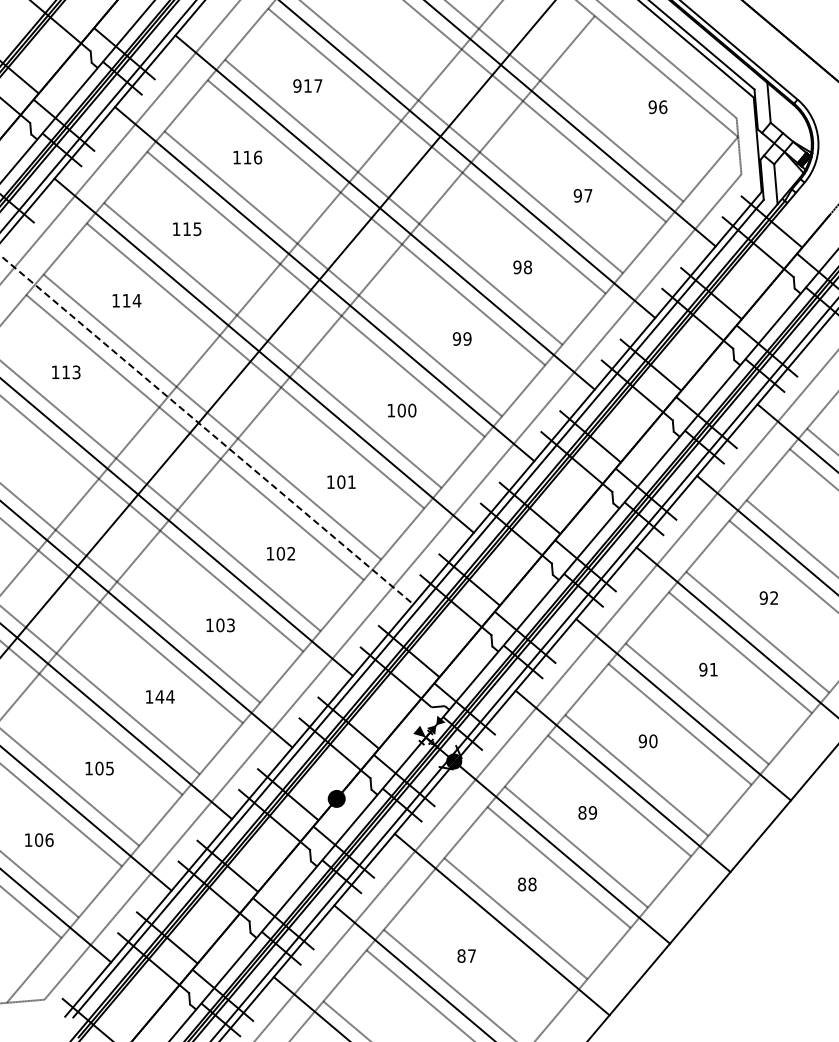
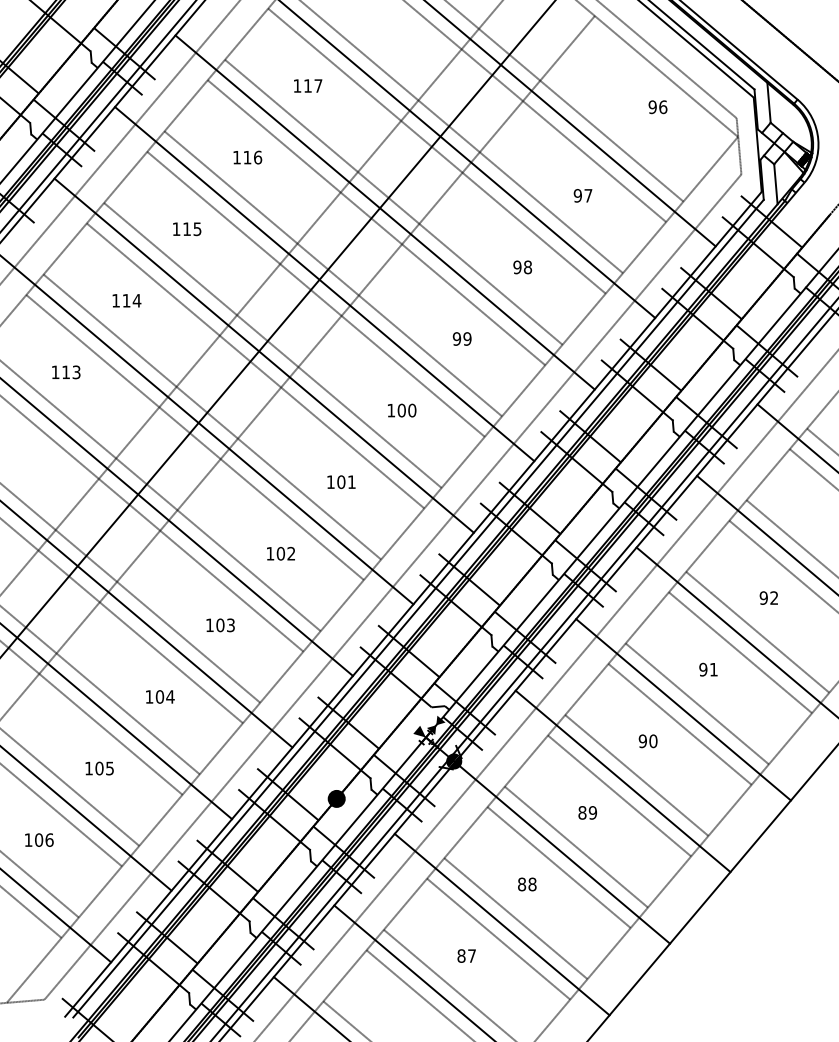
text: 917 -> 117 (297, 85)
line: dashed -> solid (207, 430)
text: 144 -> 104 (159, 696)
line: none -> present (498, 938)
